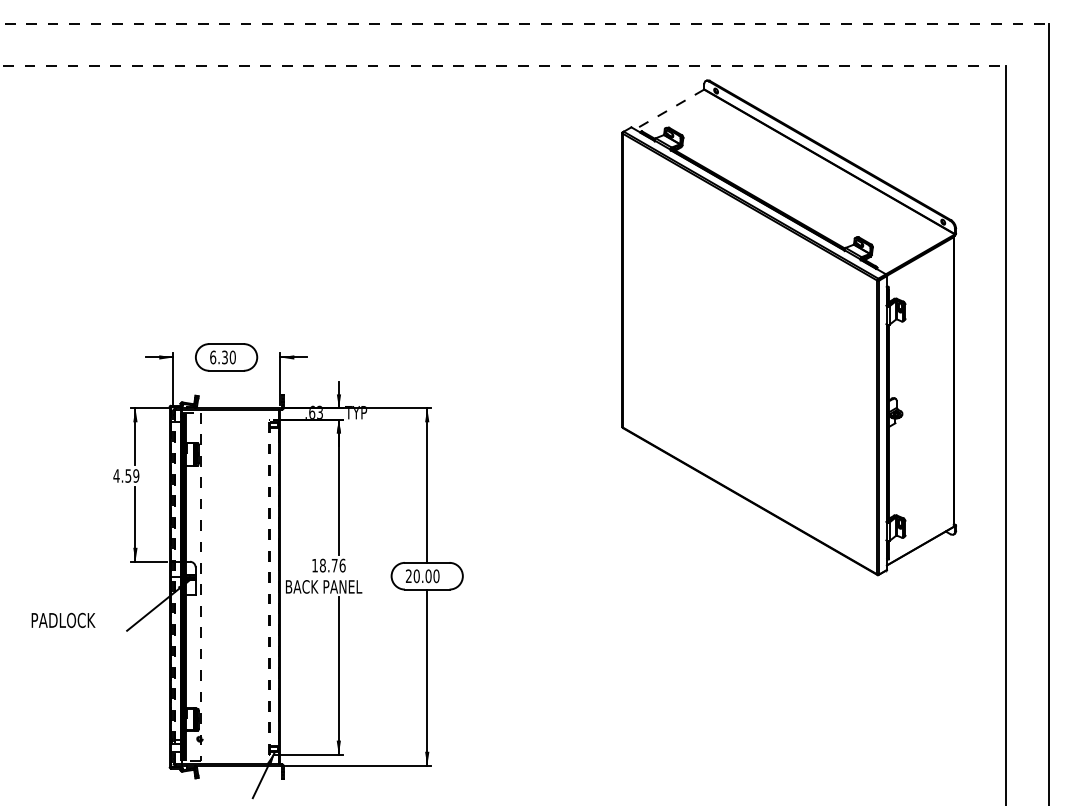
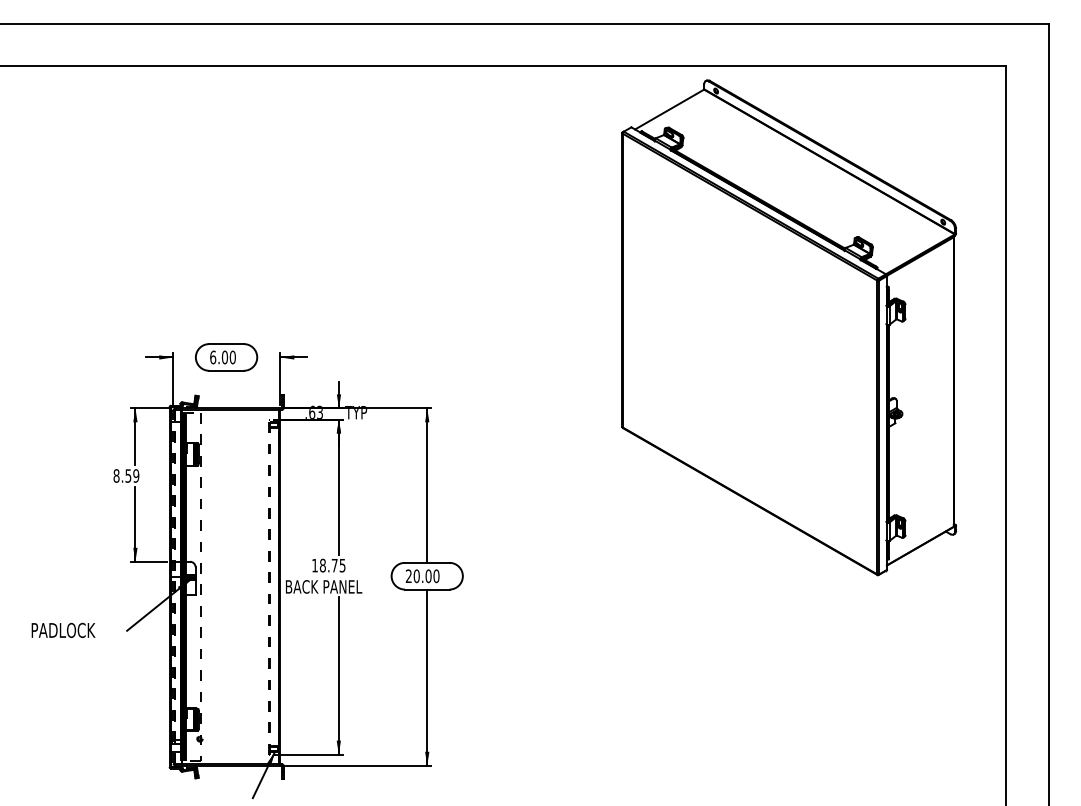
line: dashed -> solid (524, 24)
line: dashed -> solid (503, 66)
line: dashed -> solid (669, 109)
text: 6.30 -> 6.00 (224, 357)
text: 4.59 -> 8.59 (116, 475)
text: 18.76 -> 18.75 (342, 565)
text position: (63, 619) -> (63, 629) (63, 629)
